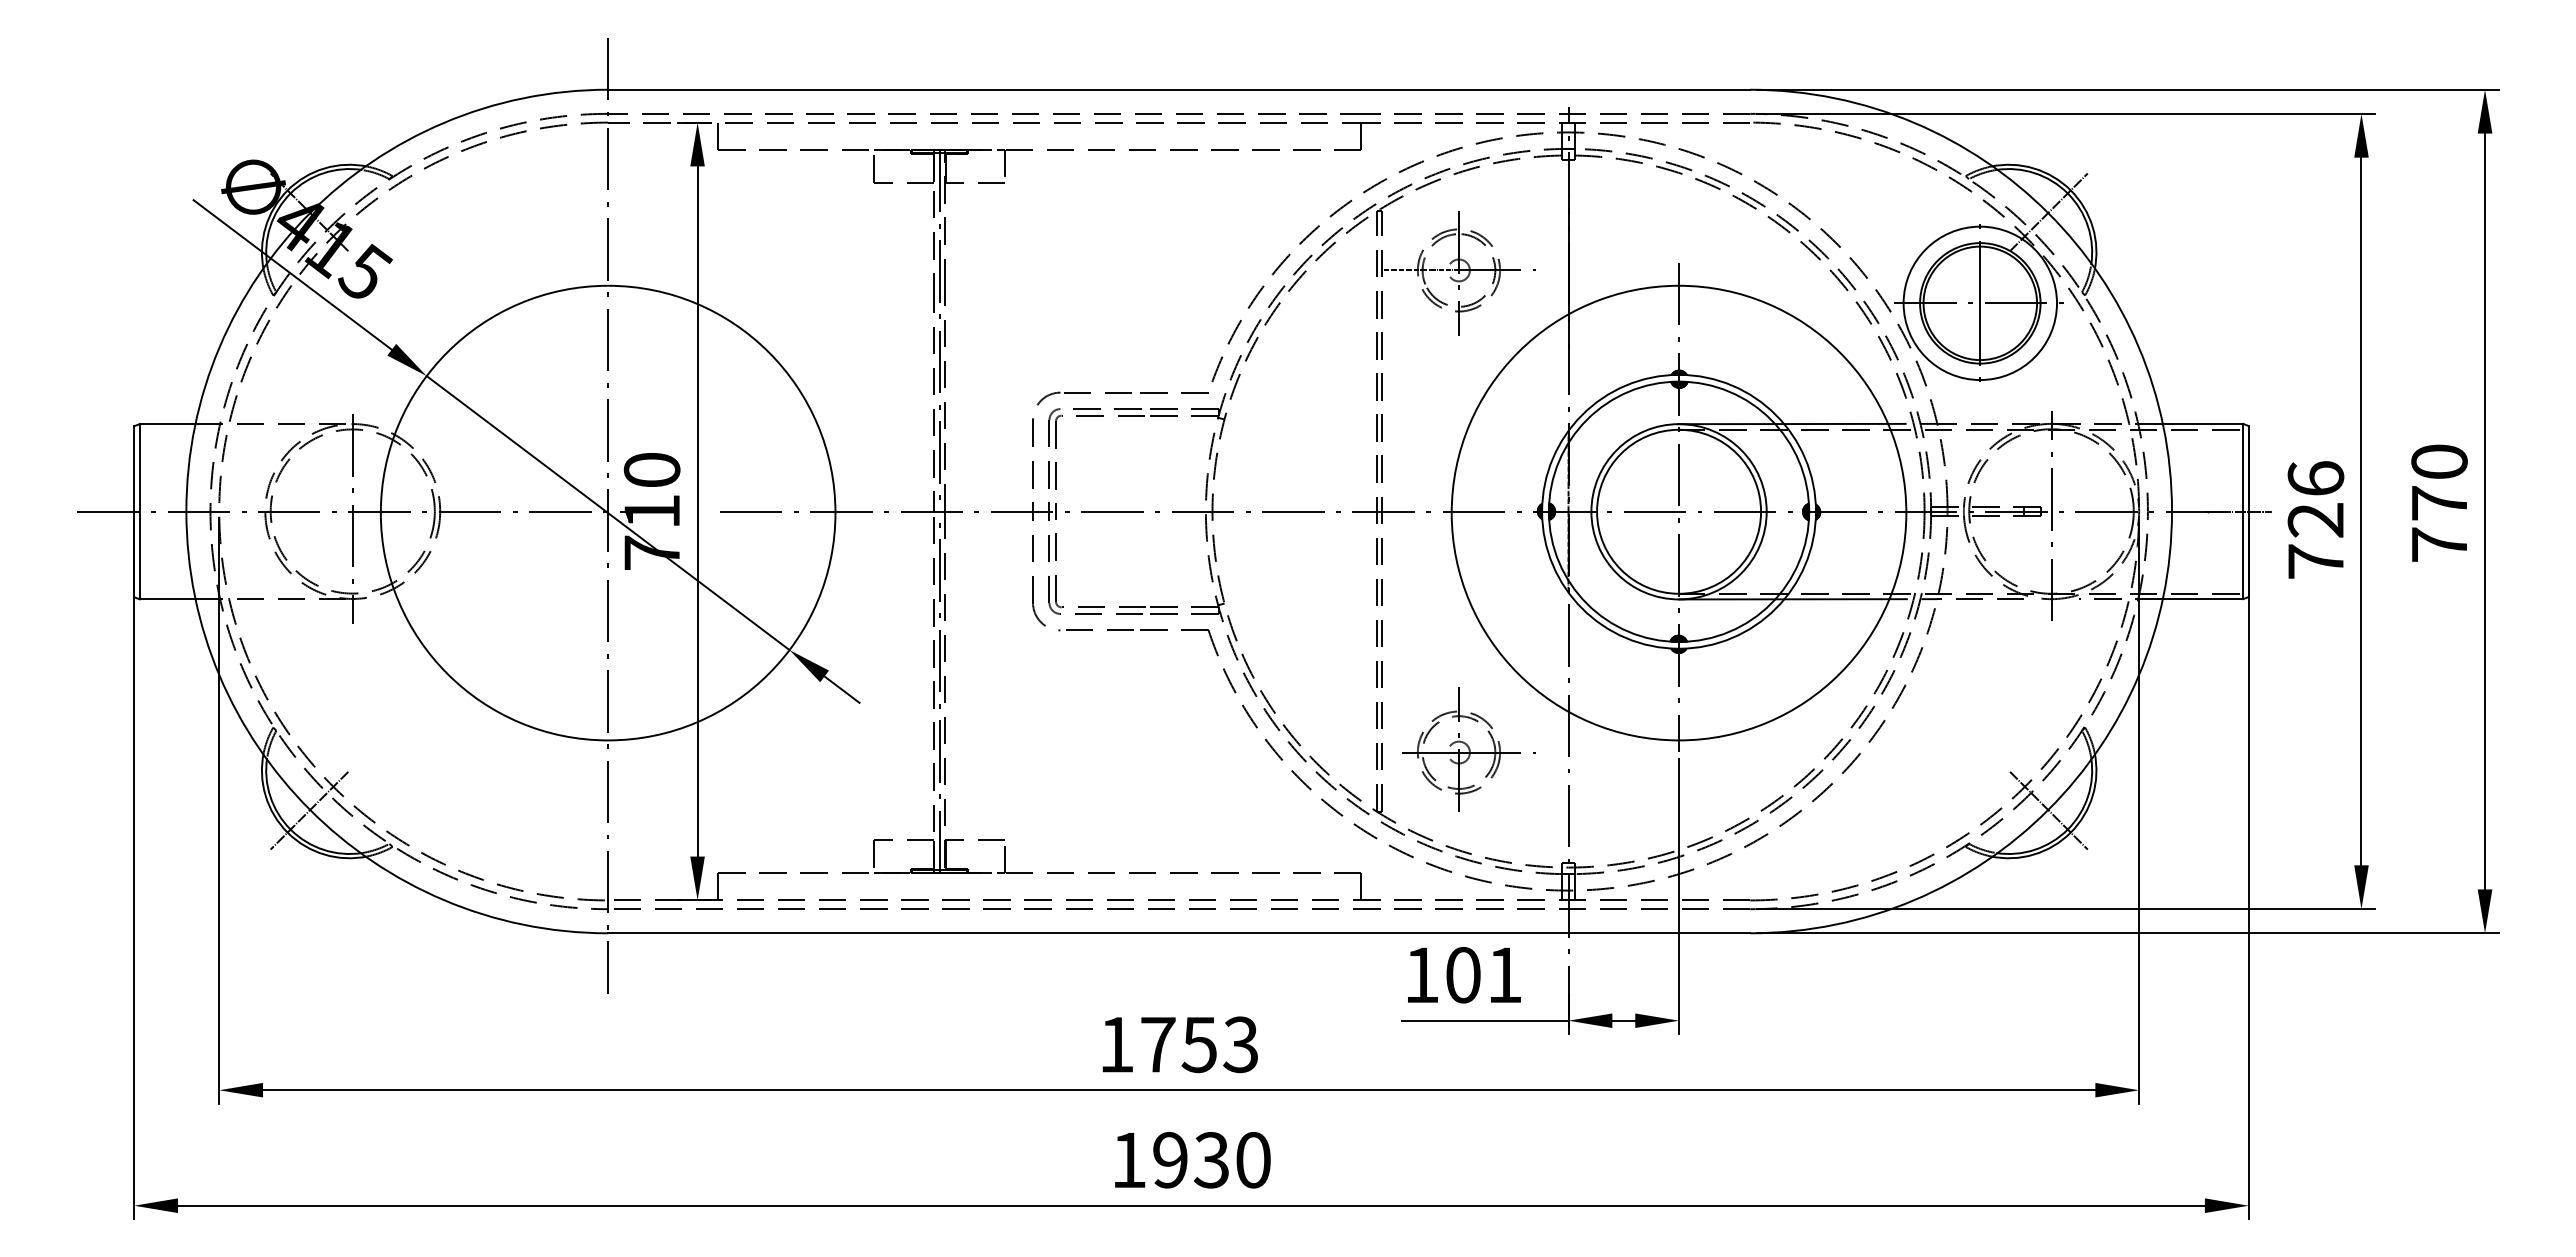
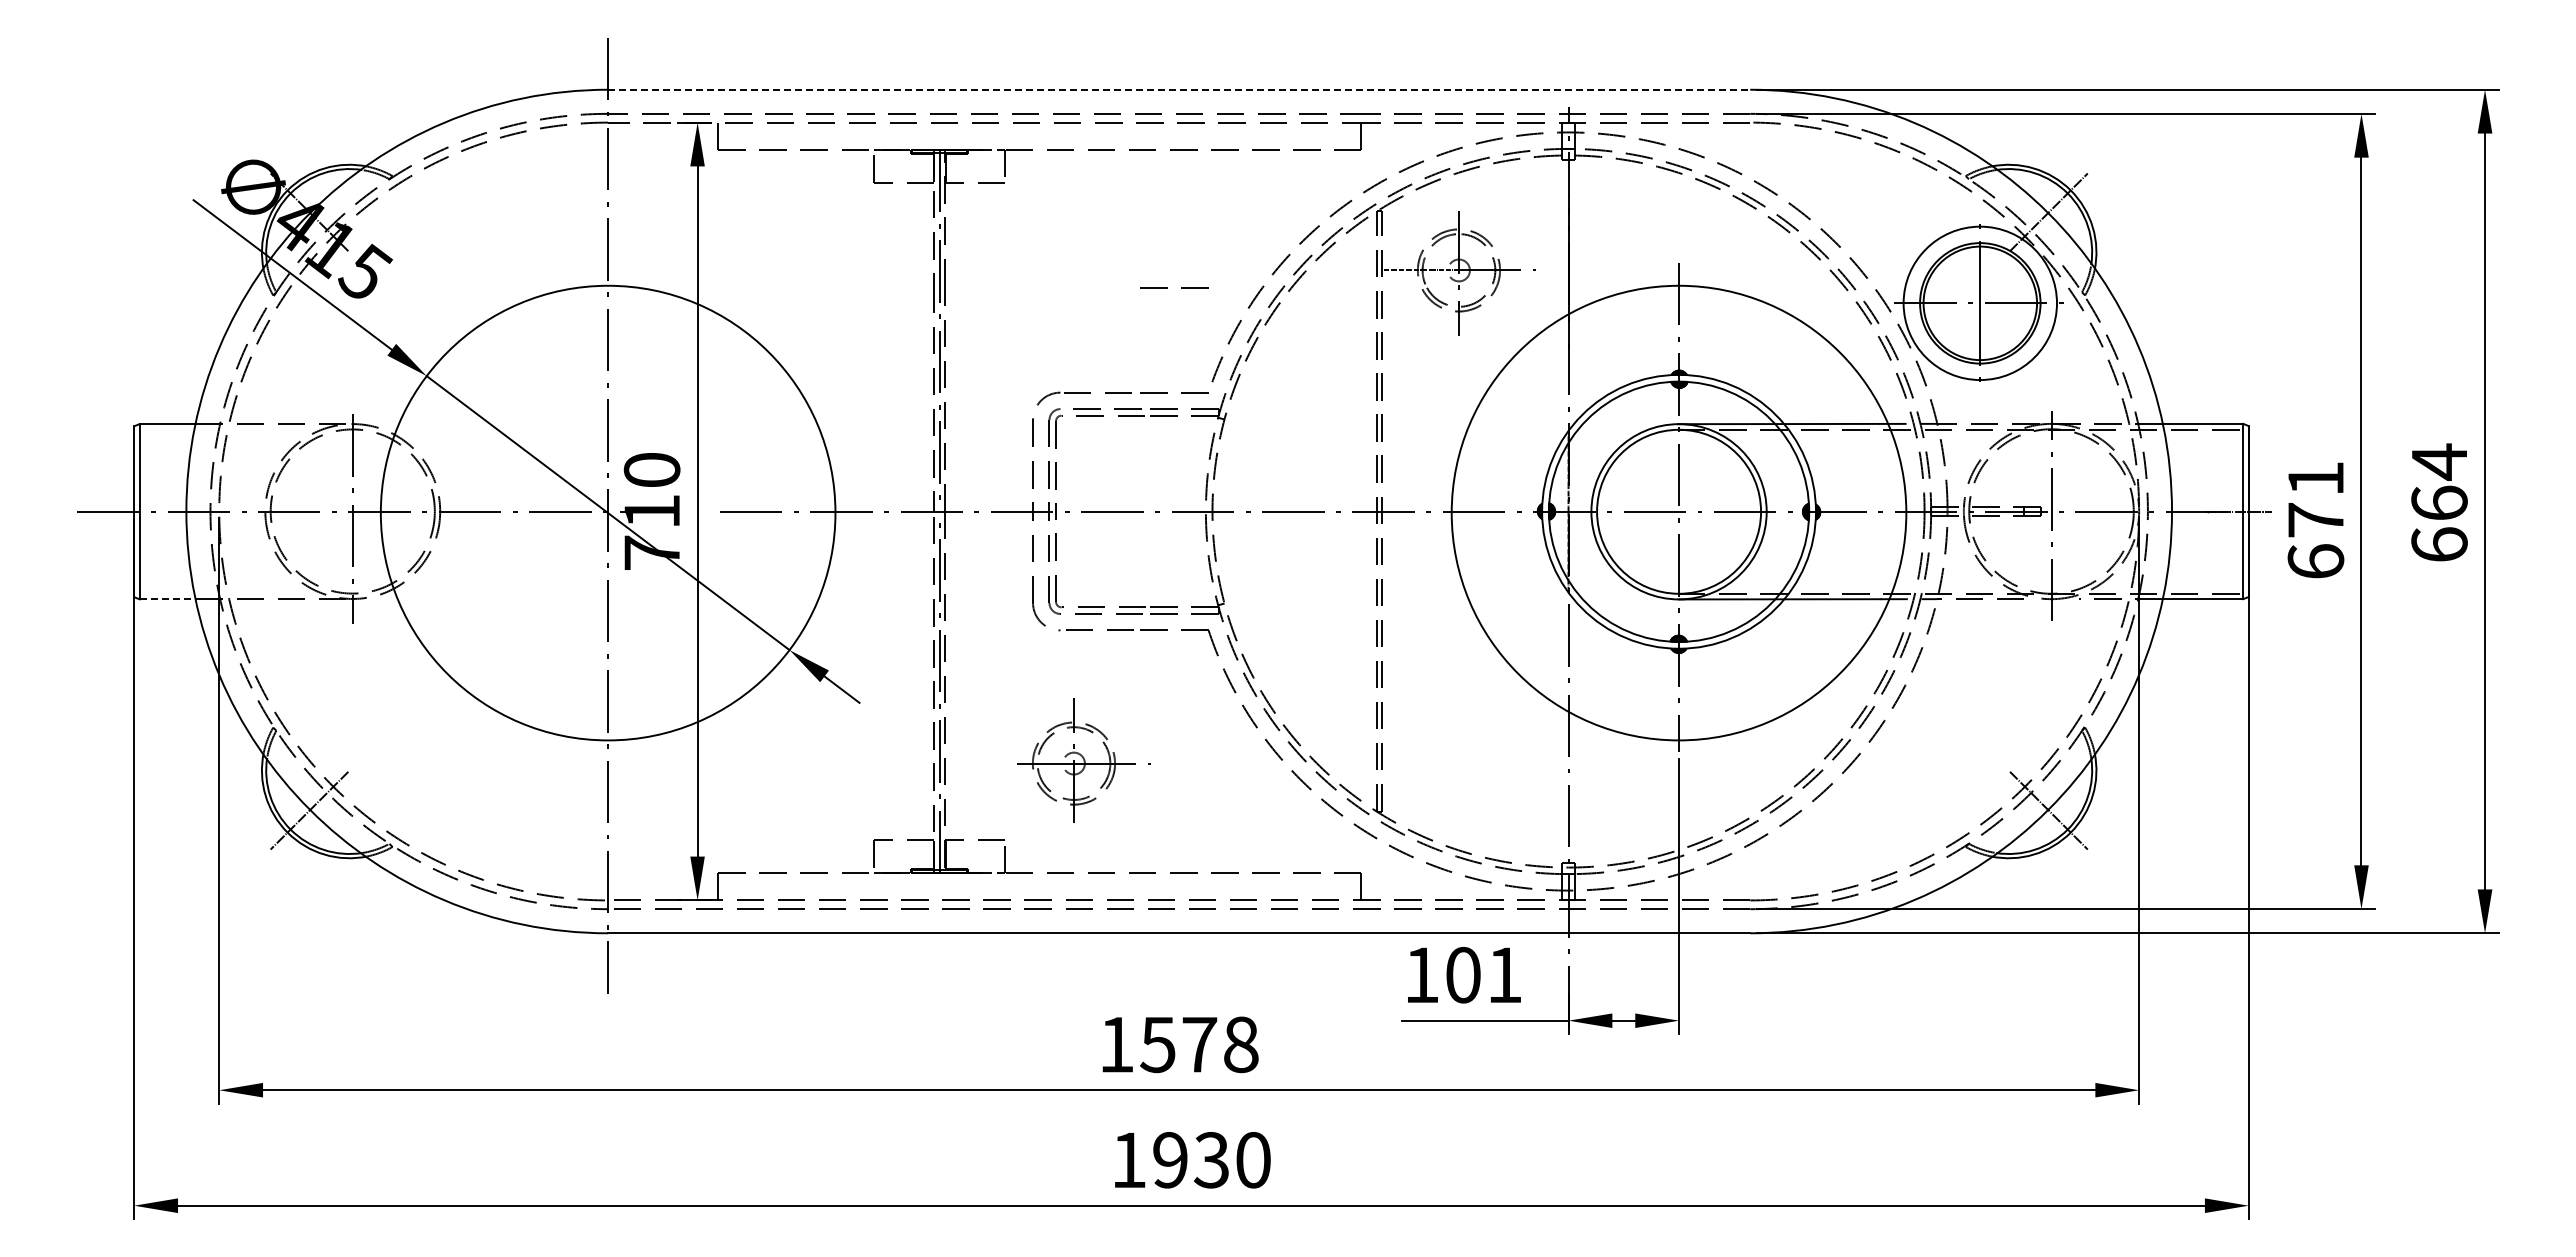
line: solid -> dashed (1179, 89)
line: none -> present (1167, 287)
text: 770 -> 664 (2439, 502)
text: 726 -> 671 (2315, 519)
line: solid -> dashed (167, 599)
part position: (1468, 749) -> (1083, 760) (1083, 760)
text: 1753 -> 1578 (1199, 1044)
